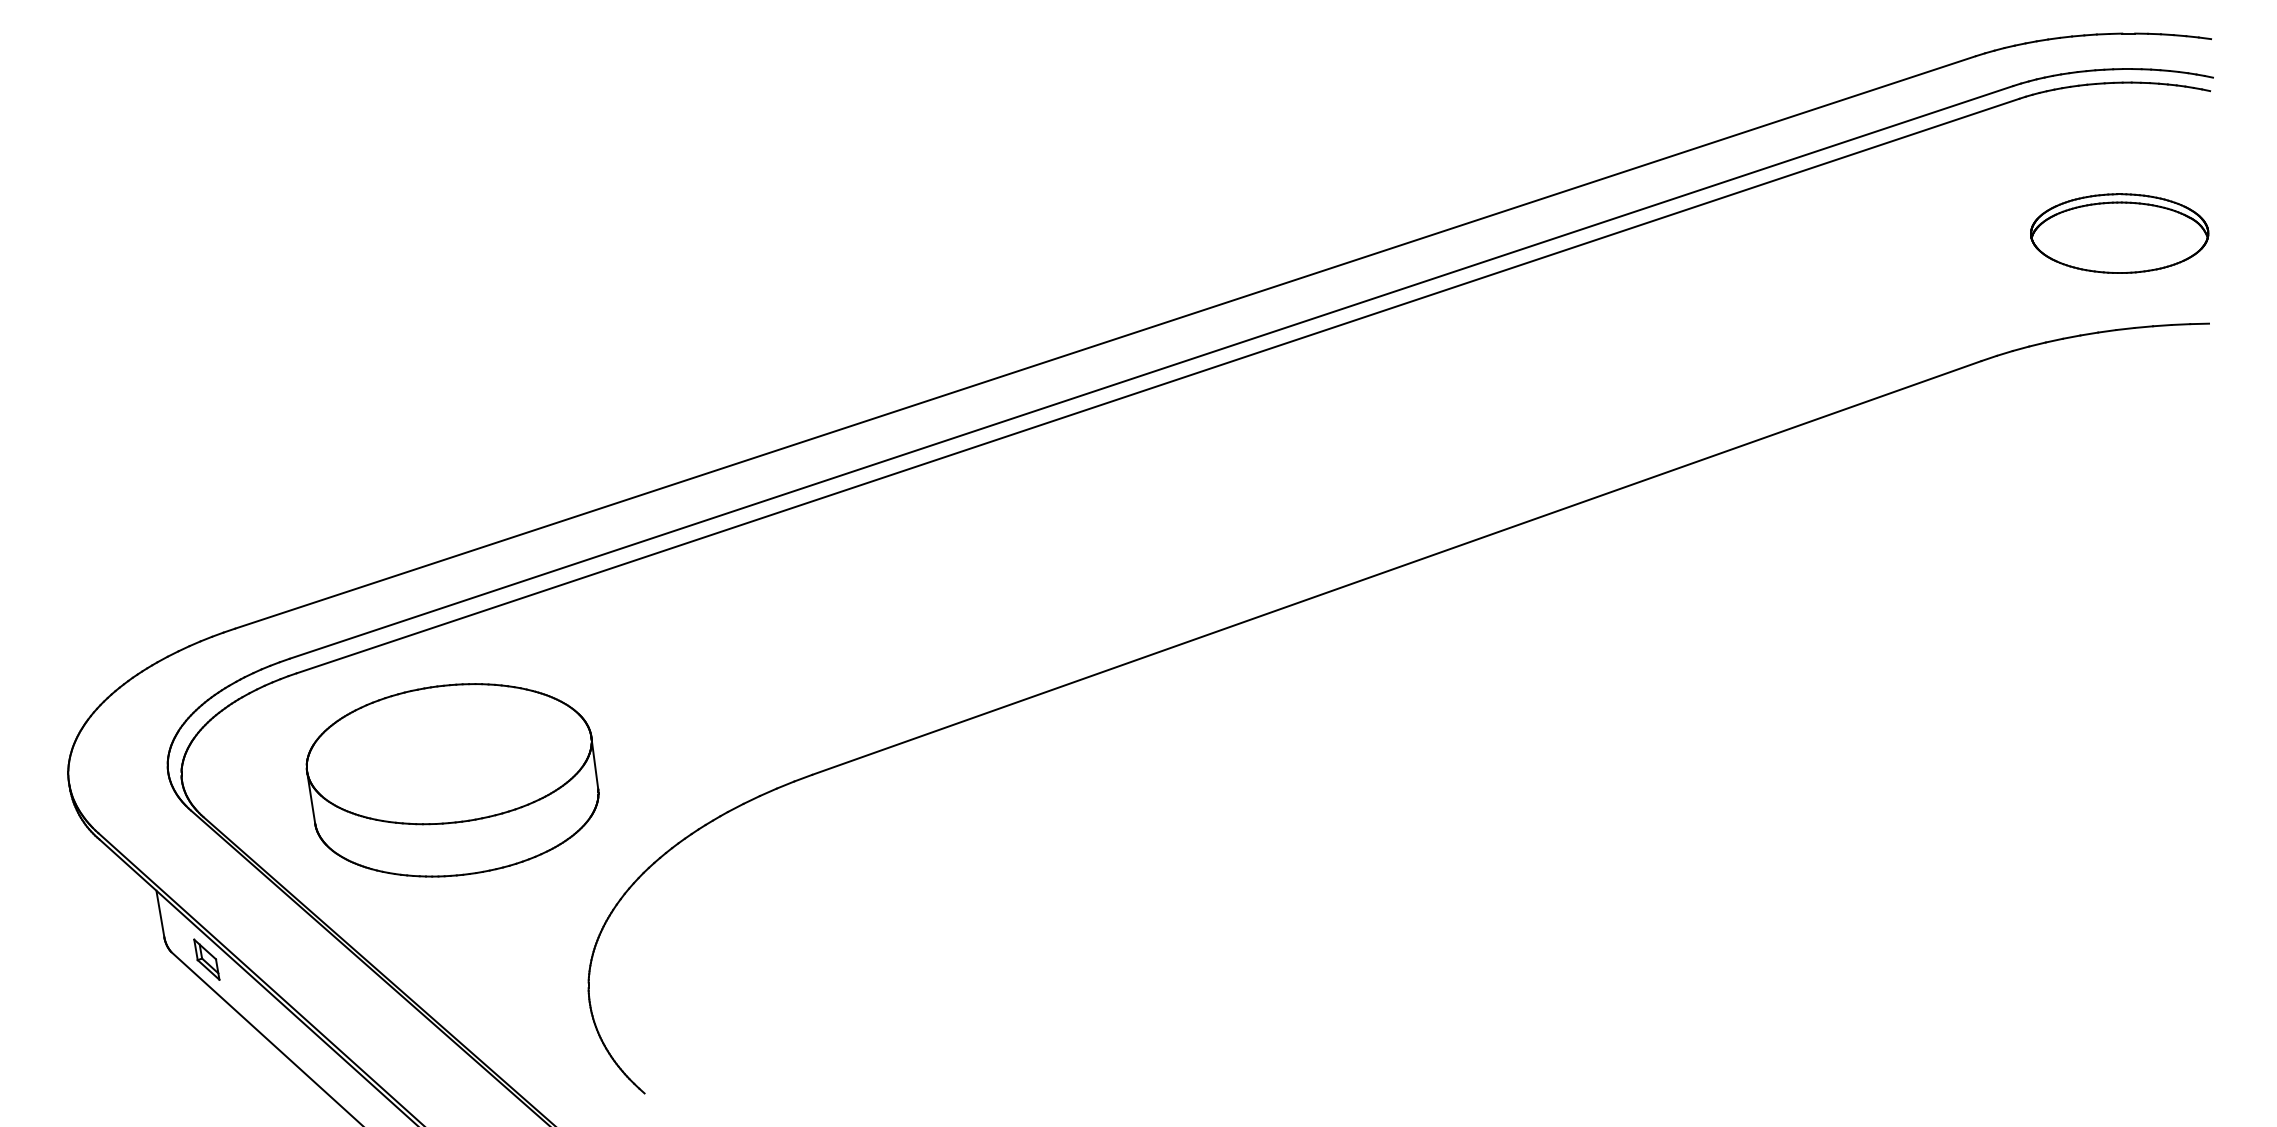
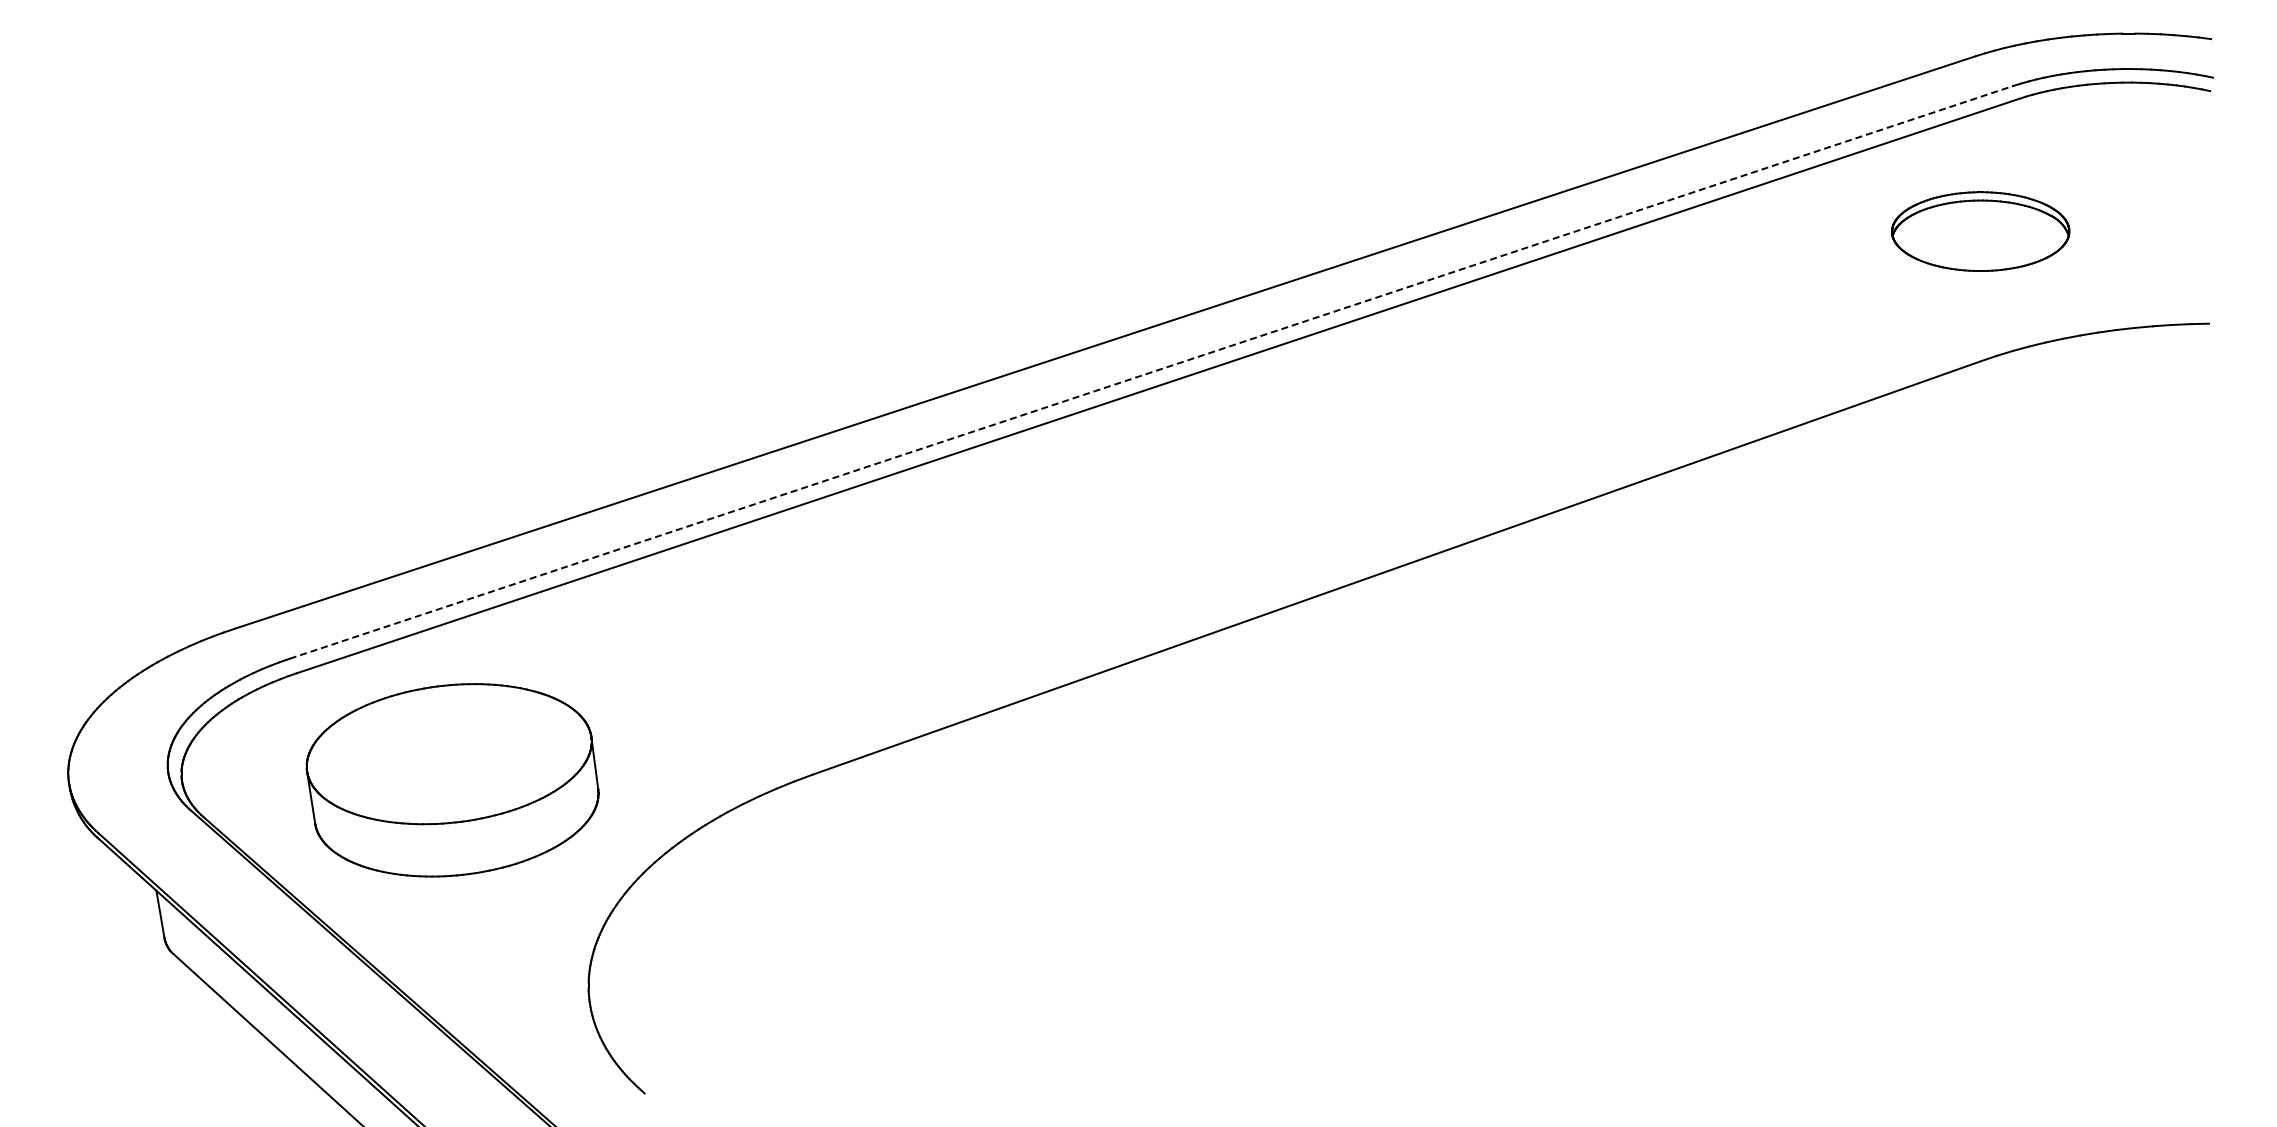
part position: (2119, 233) -> (1980, 231) (1980, 231)
line: solid -> dashed (1151, 372)
part: present -> none (206, 959)
